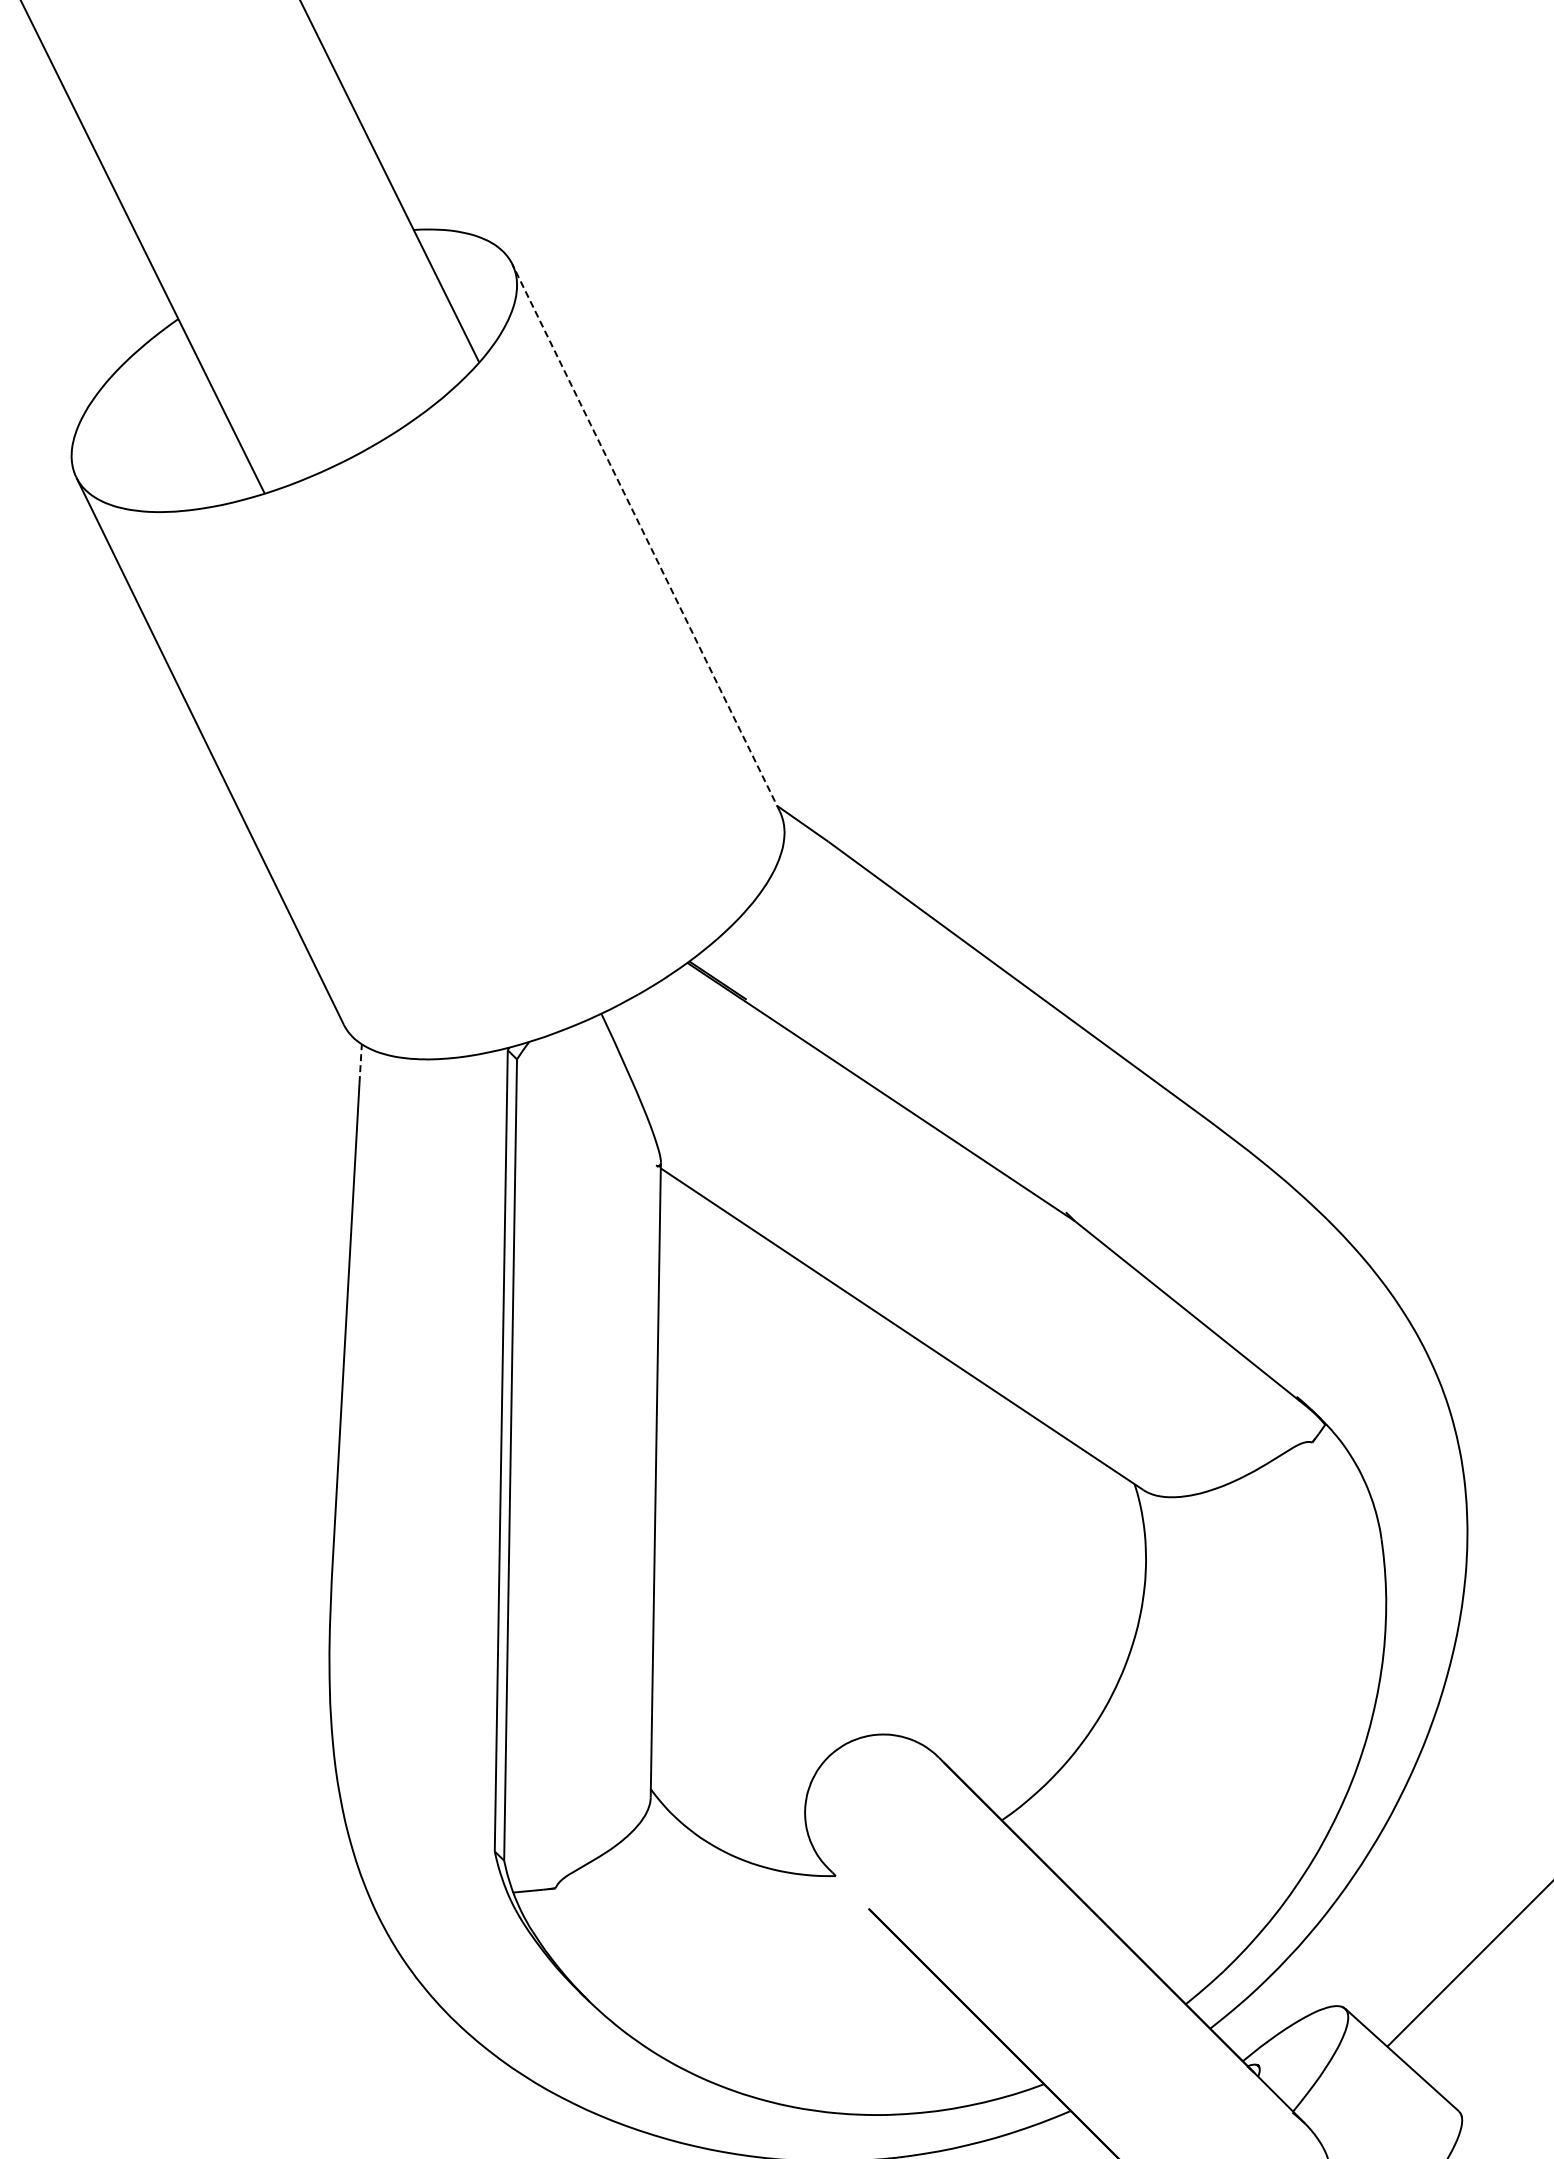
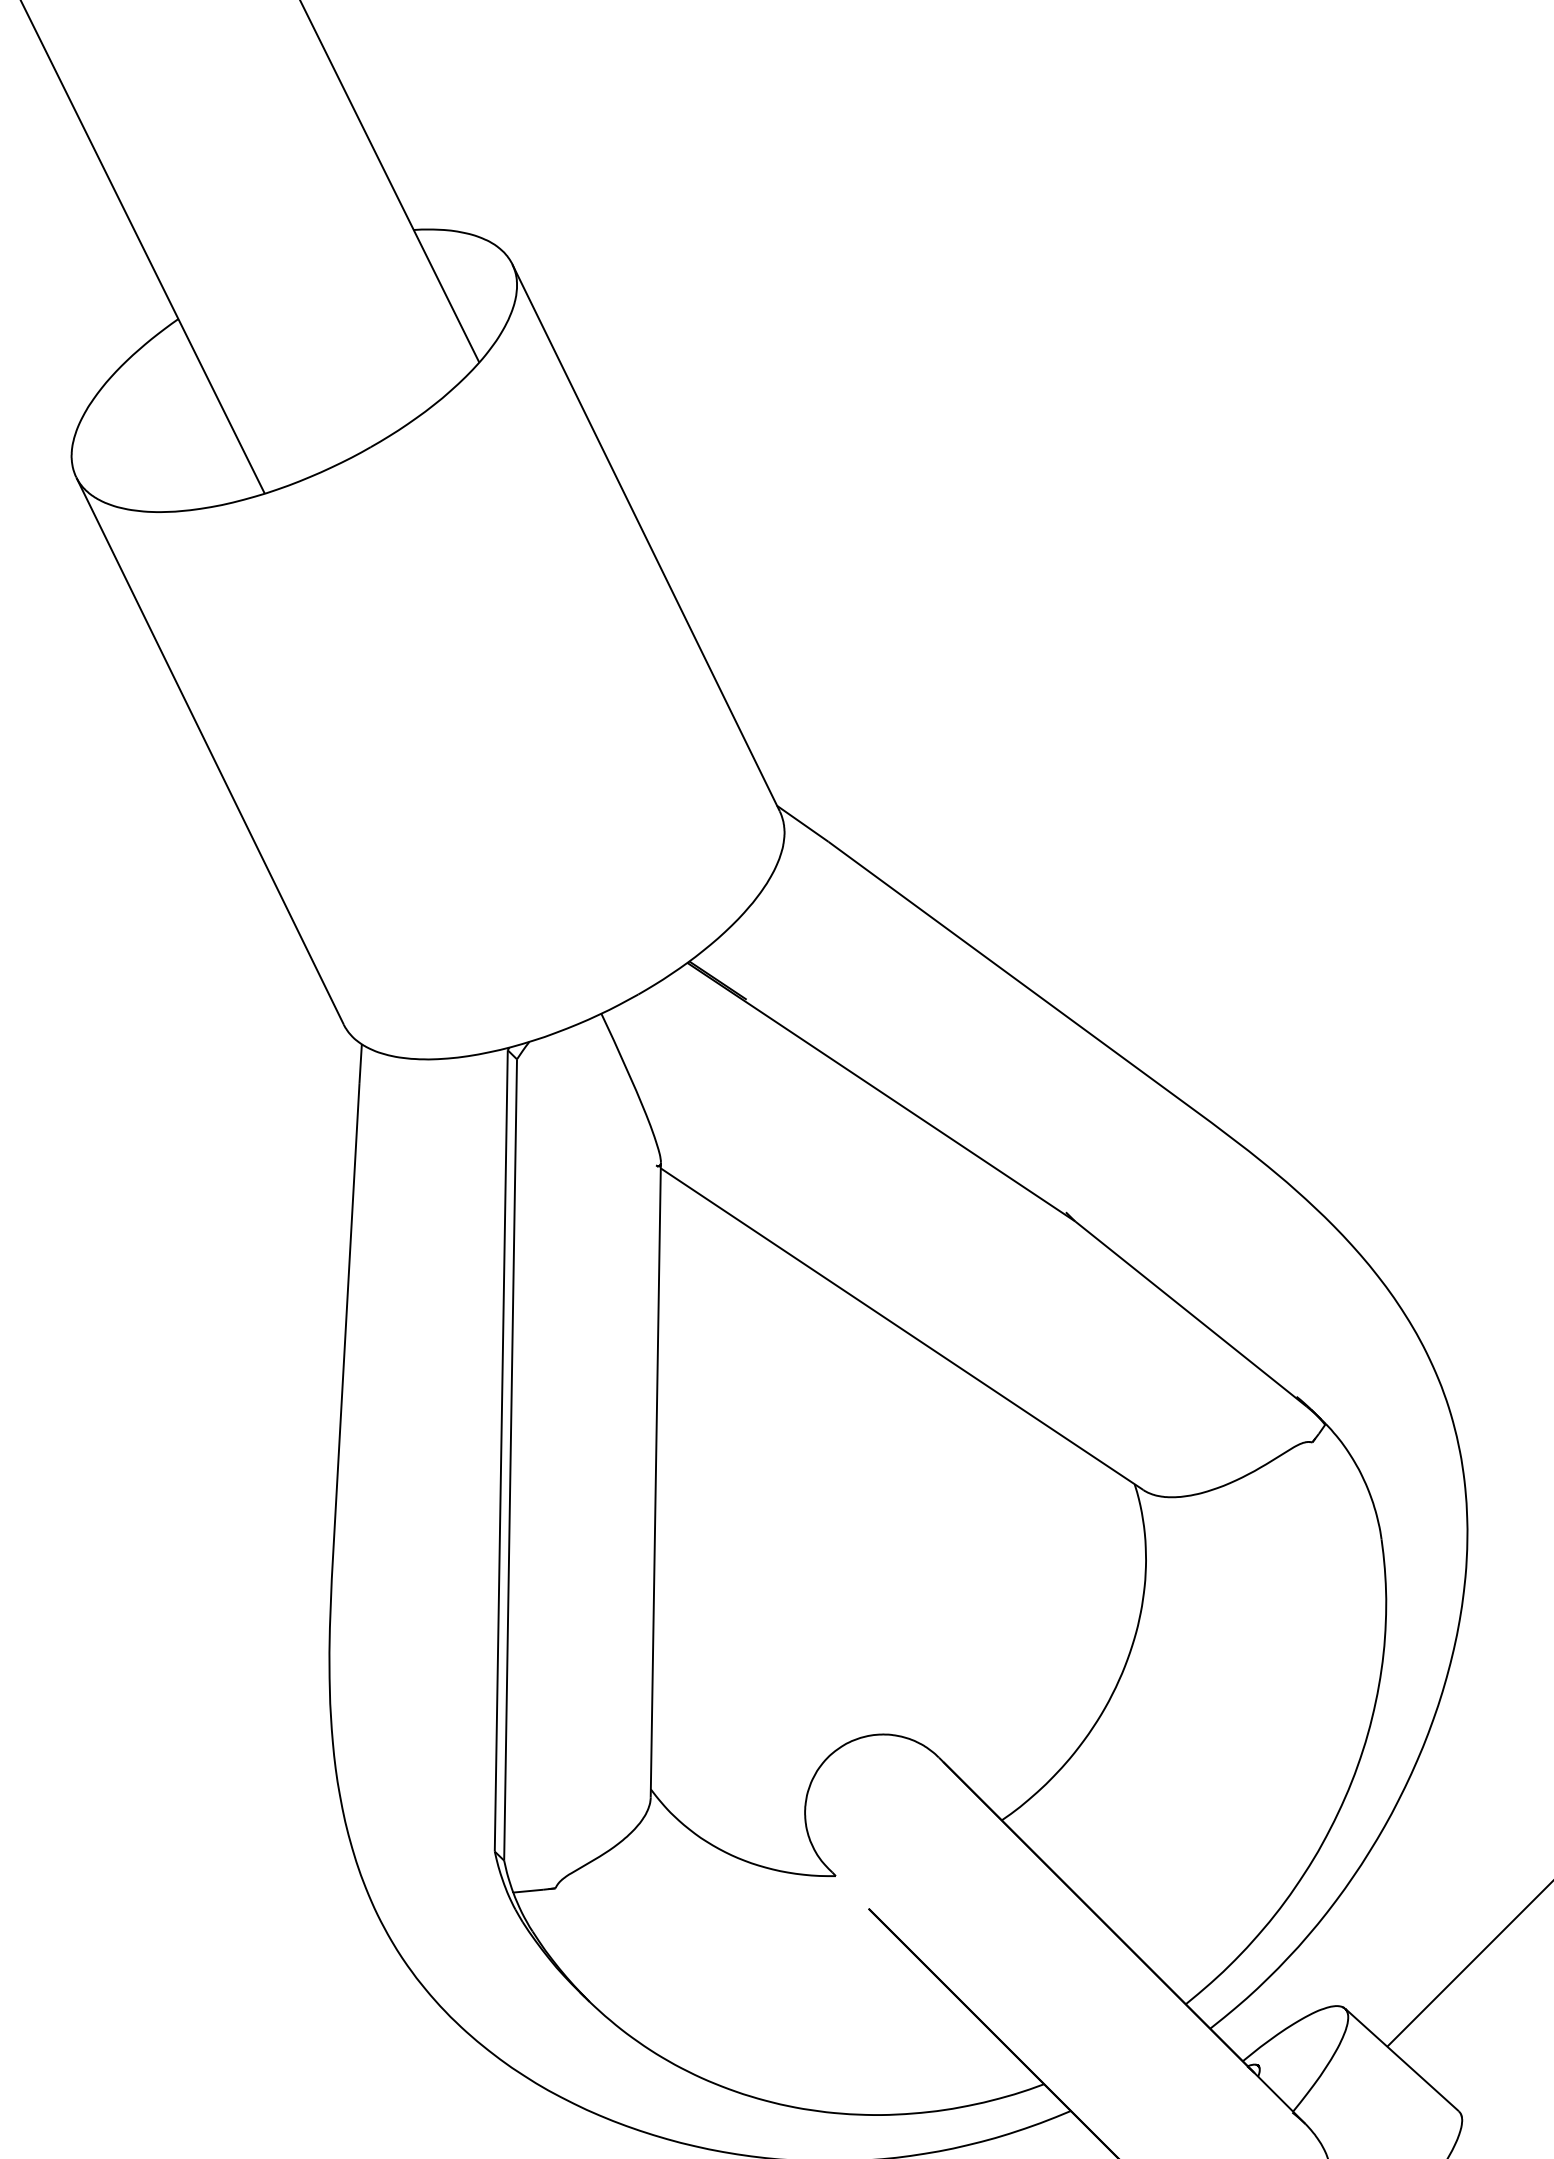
line: dashed -> solid (646, 537)
line: dashed -> solid (360, 1063)
